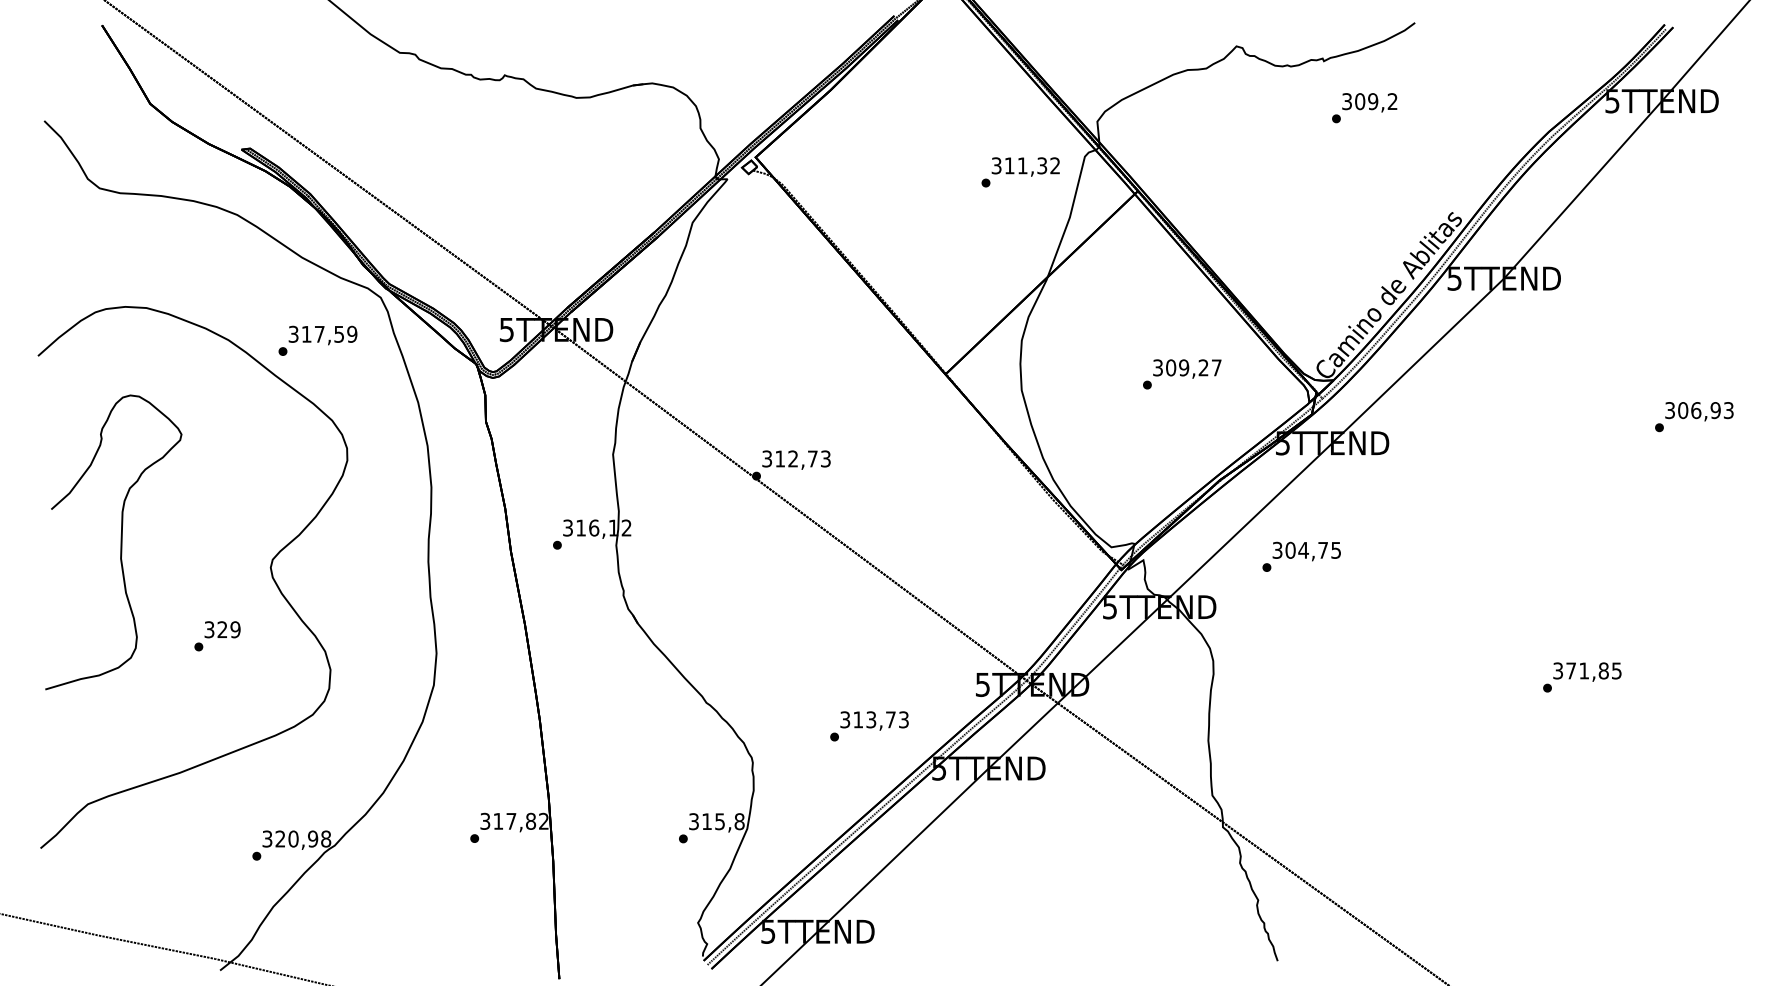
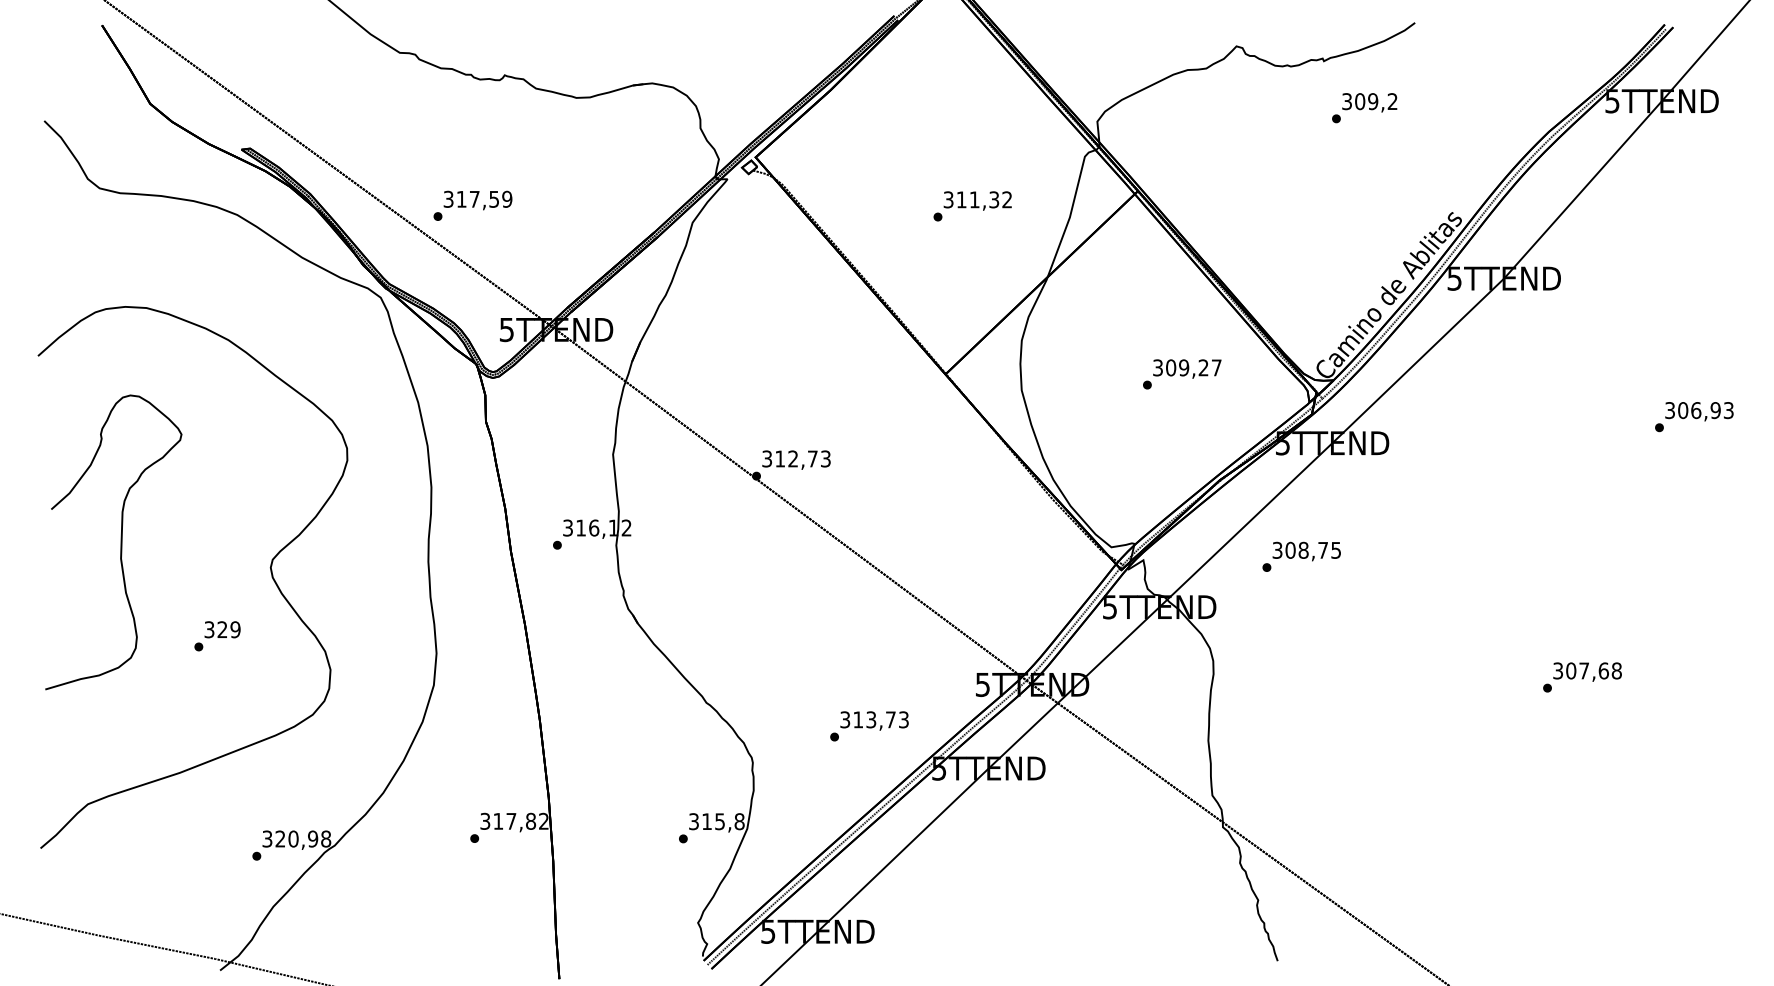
text position: (1020, 172) -> (972, 206) (972, 206)
text position: (317, 340) -> (472, 205) (472, 205)
text: 304,75 -> 308,75 (1303, 549)
text: 371,85 -> 307,68 (1593, 670)
